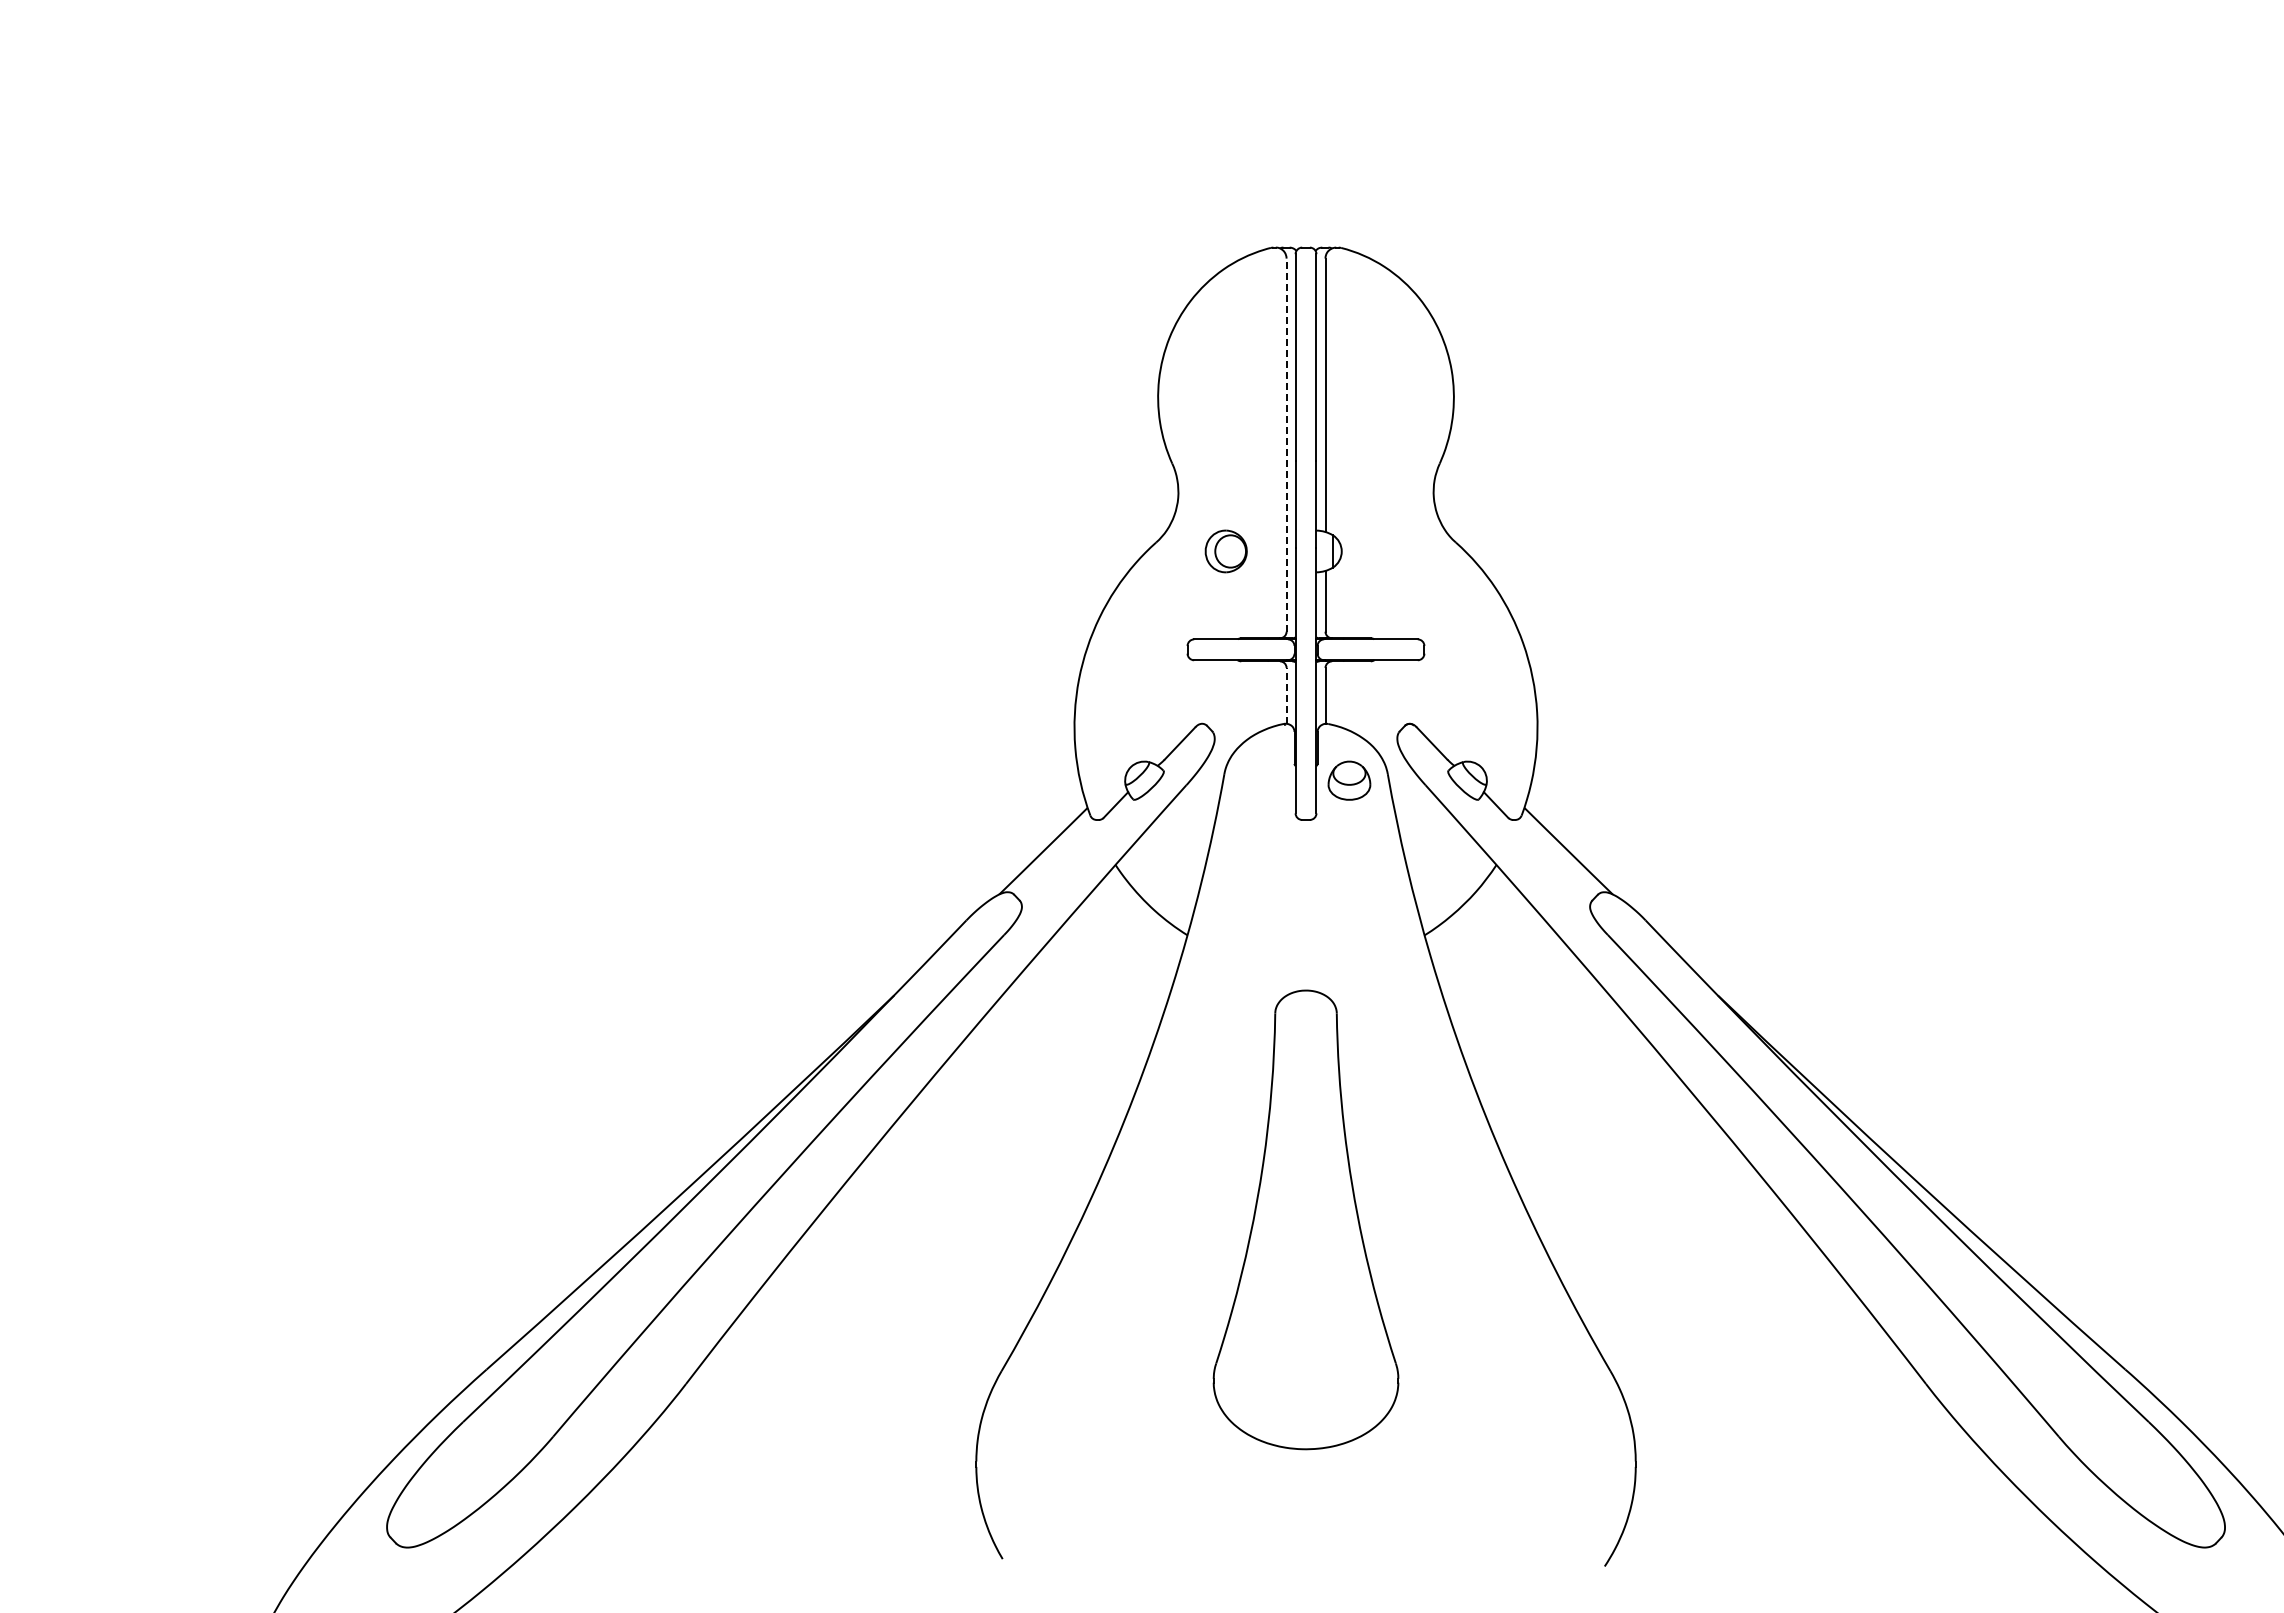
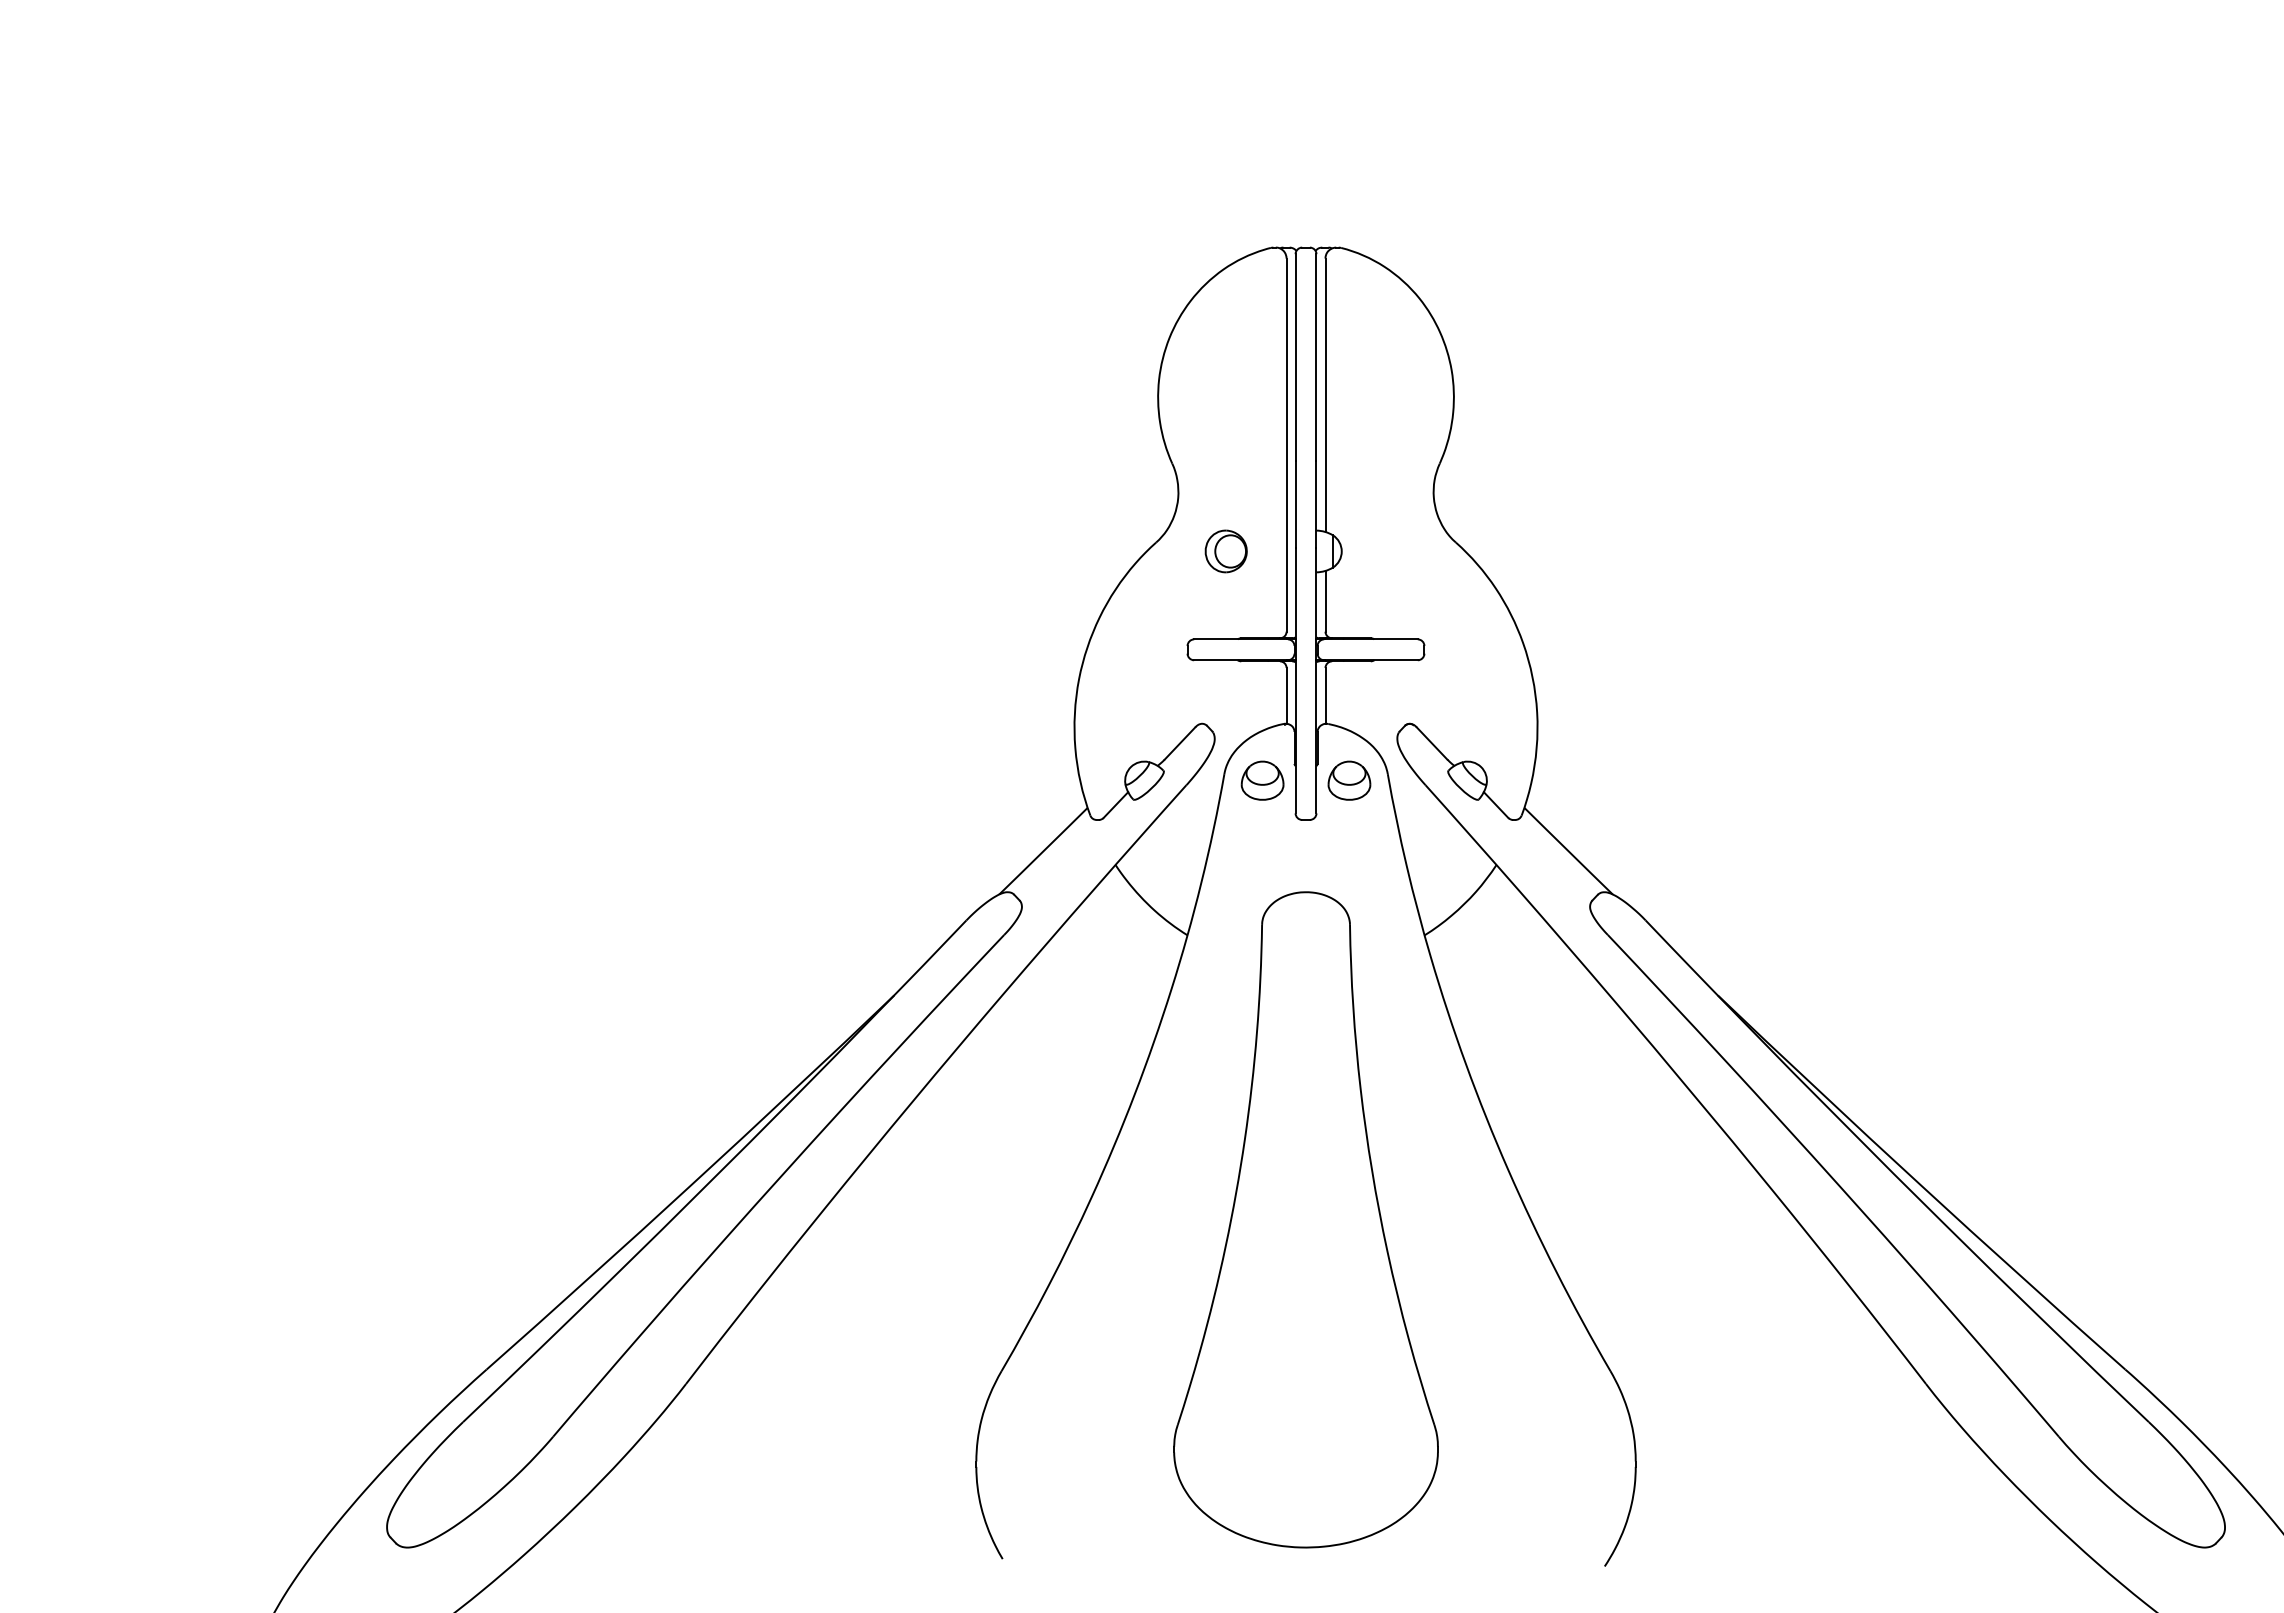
line: dashed -> solid (1286, 445)
line: dashed -> solid (1286, 695)
part: none -> present (1262, 780)
part size: 188x462 px -> 266x658 px (1305, 1219)
